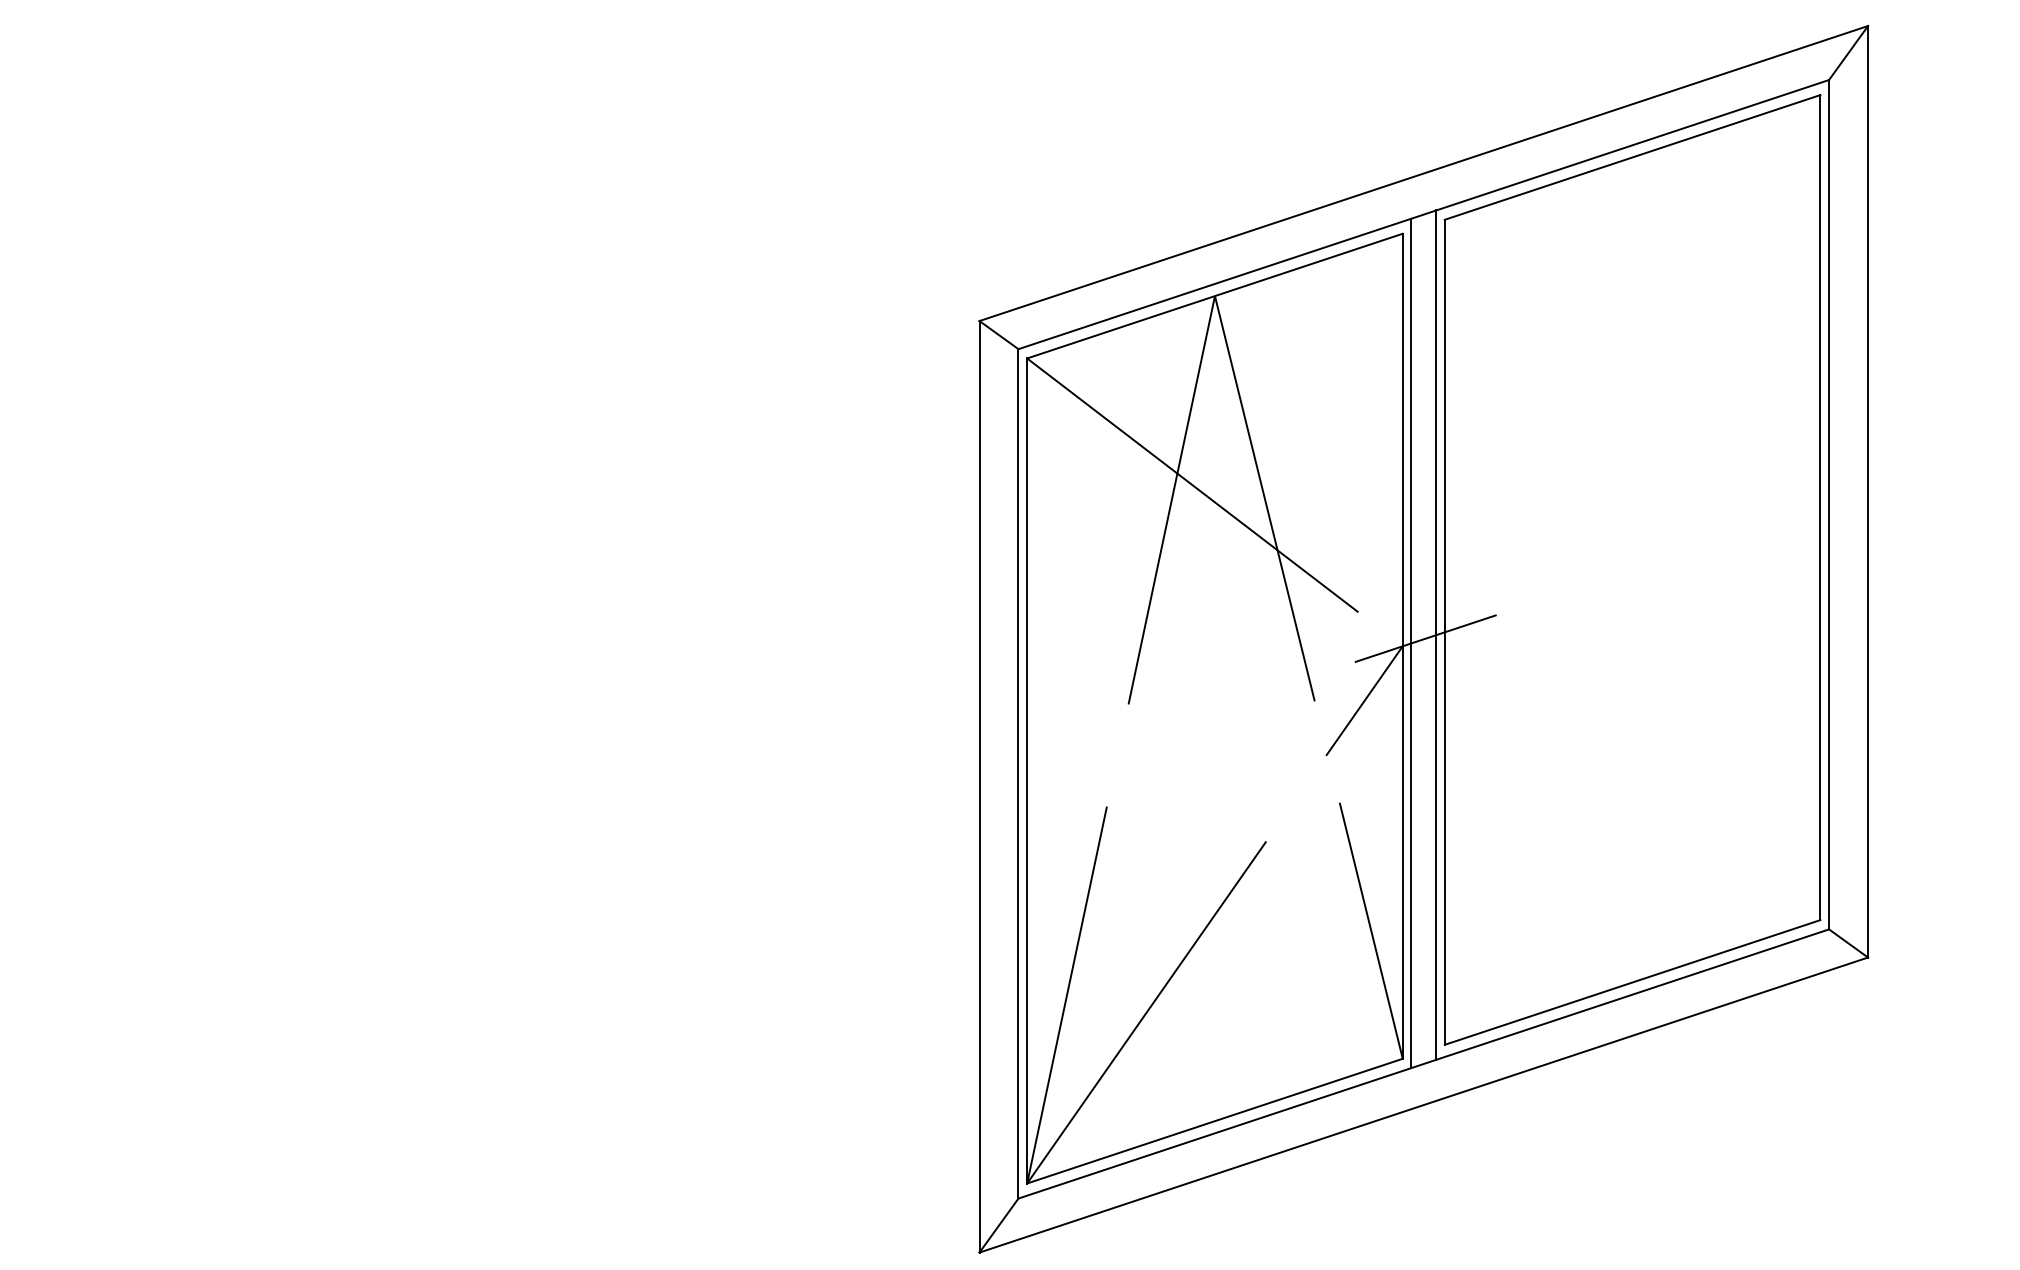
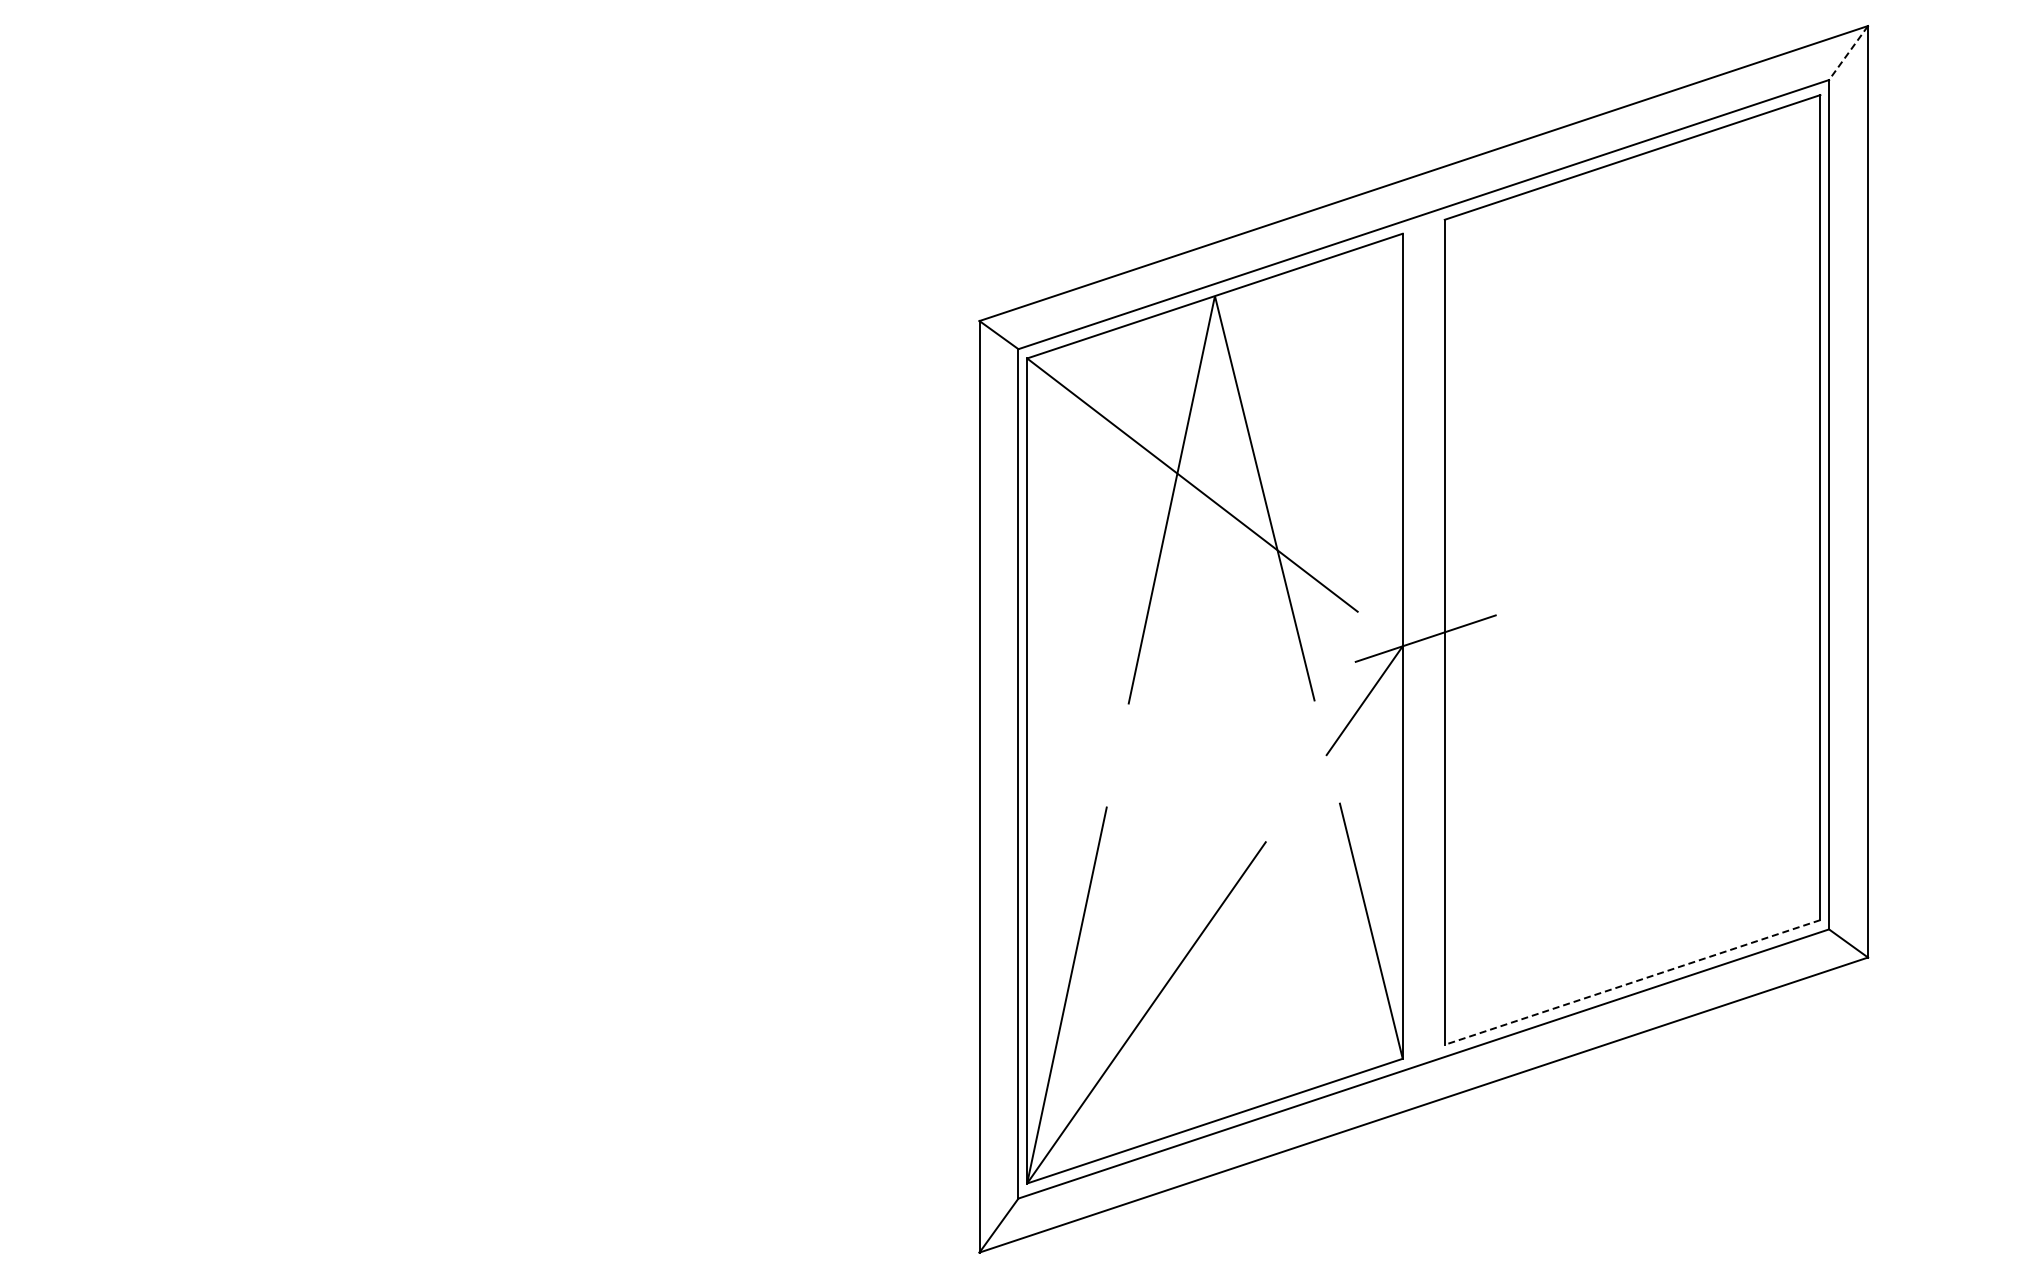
line: solid -> dashed (1848, 53)
line: present -> none (1436, 634)
line: present -> none (1411, 643)
line: solid -> dashed (1632, 982)
